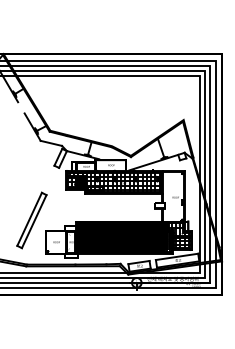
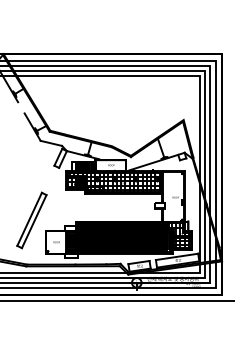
hatch: none -> present (85, 166)
hatch: none -> present (71, 242)
line: none -> present (116, 301)
